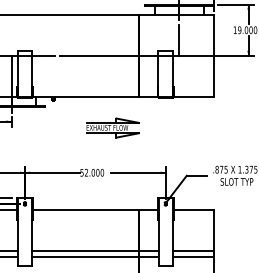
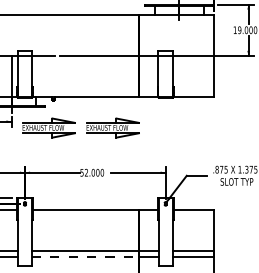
line: present -> none (179, 39)
part: none -> present (48, 127)
line: solid -> dashed (85, 257)
